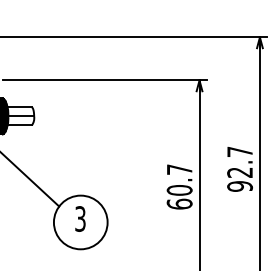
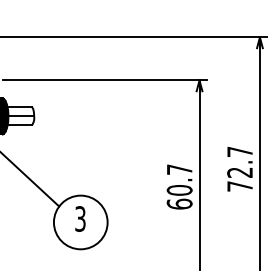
text: 92.7 -> 72.7 (240, 186)
